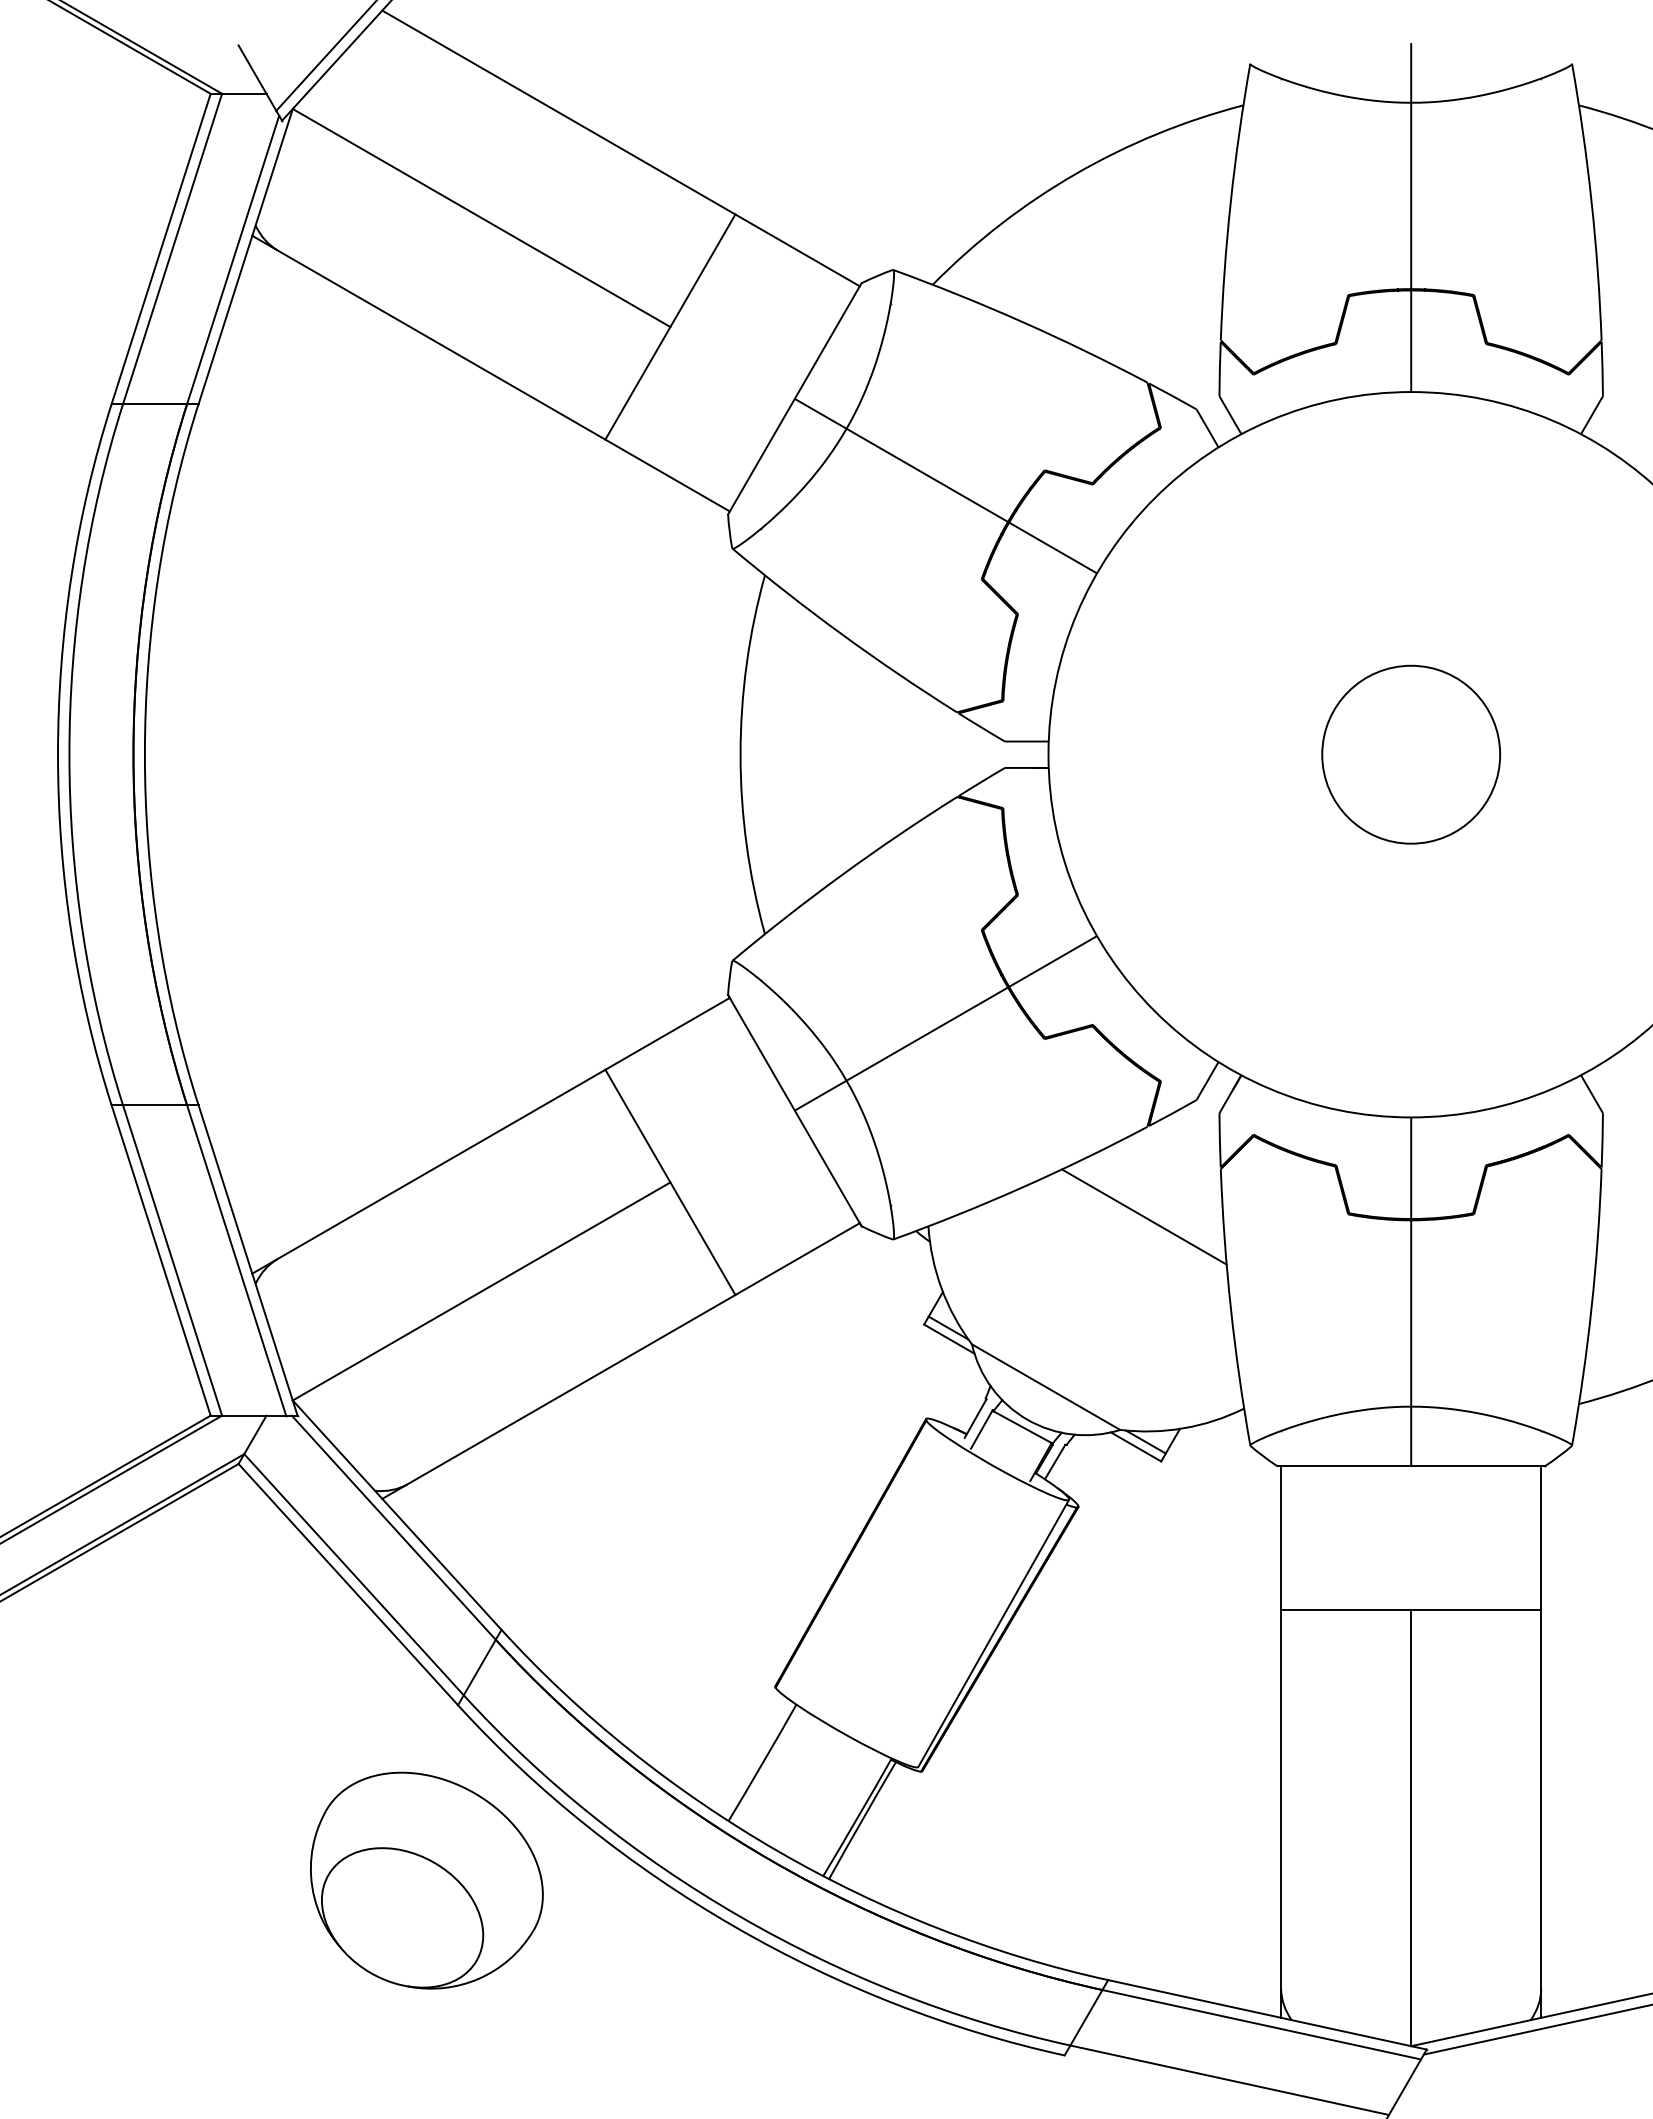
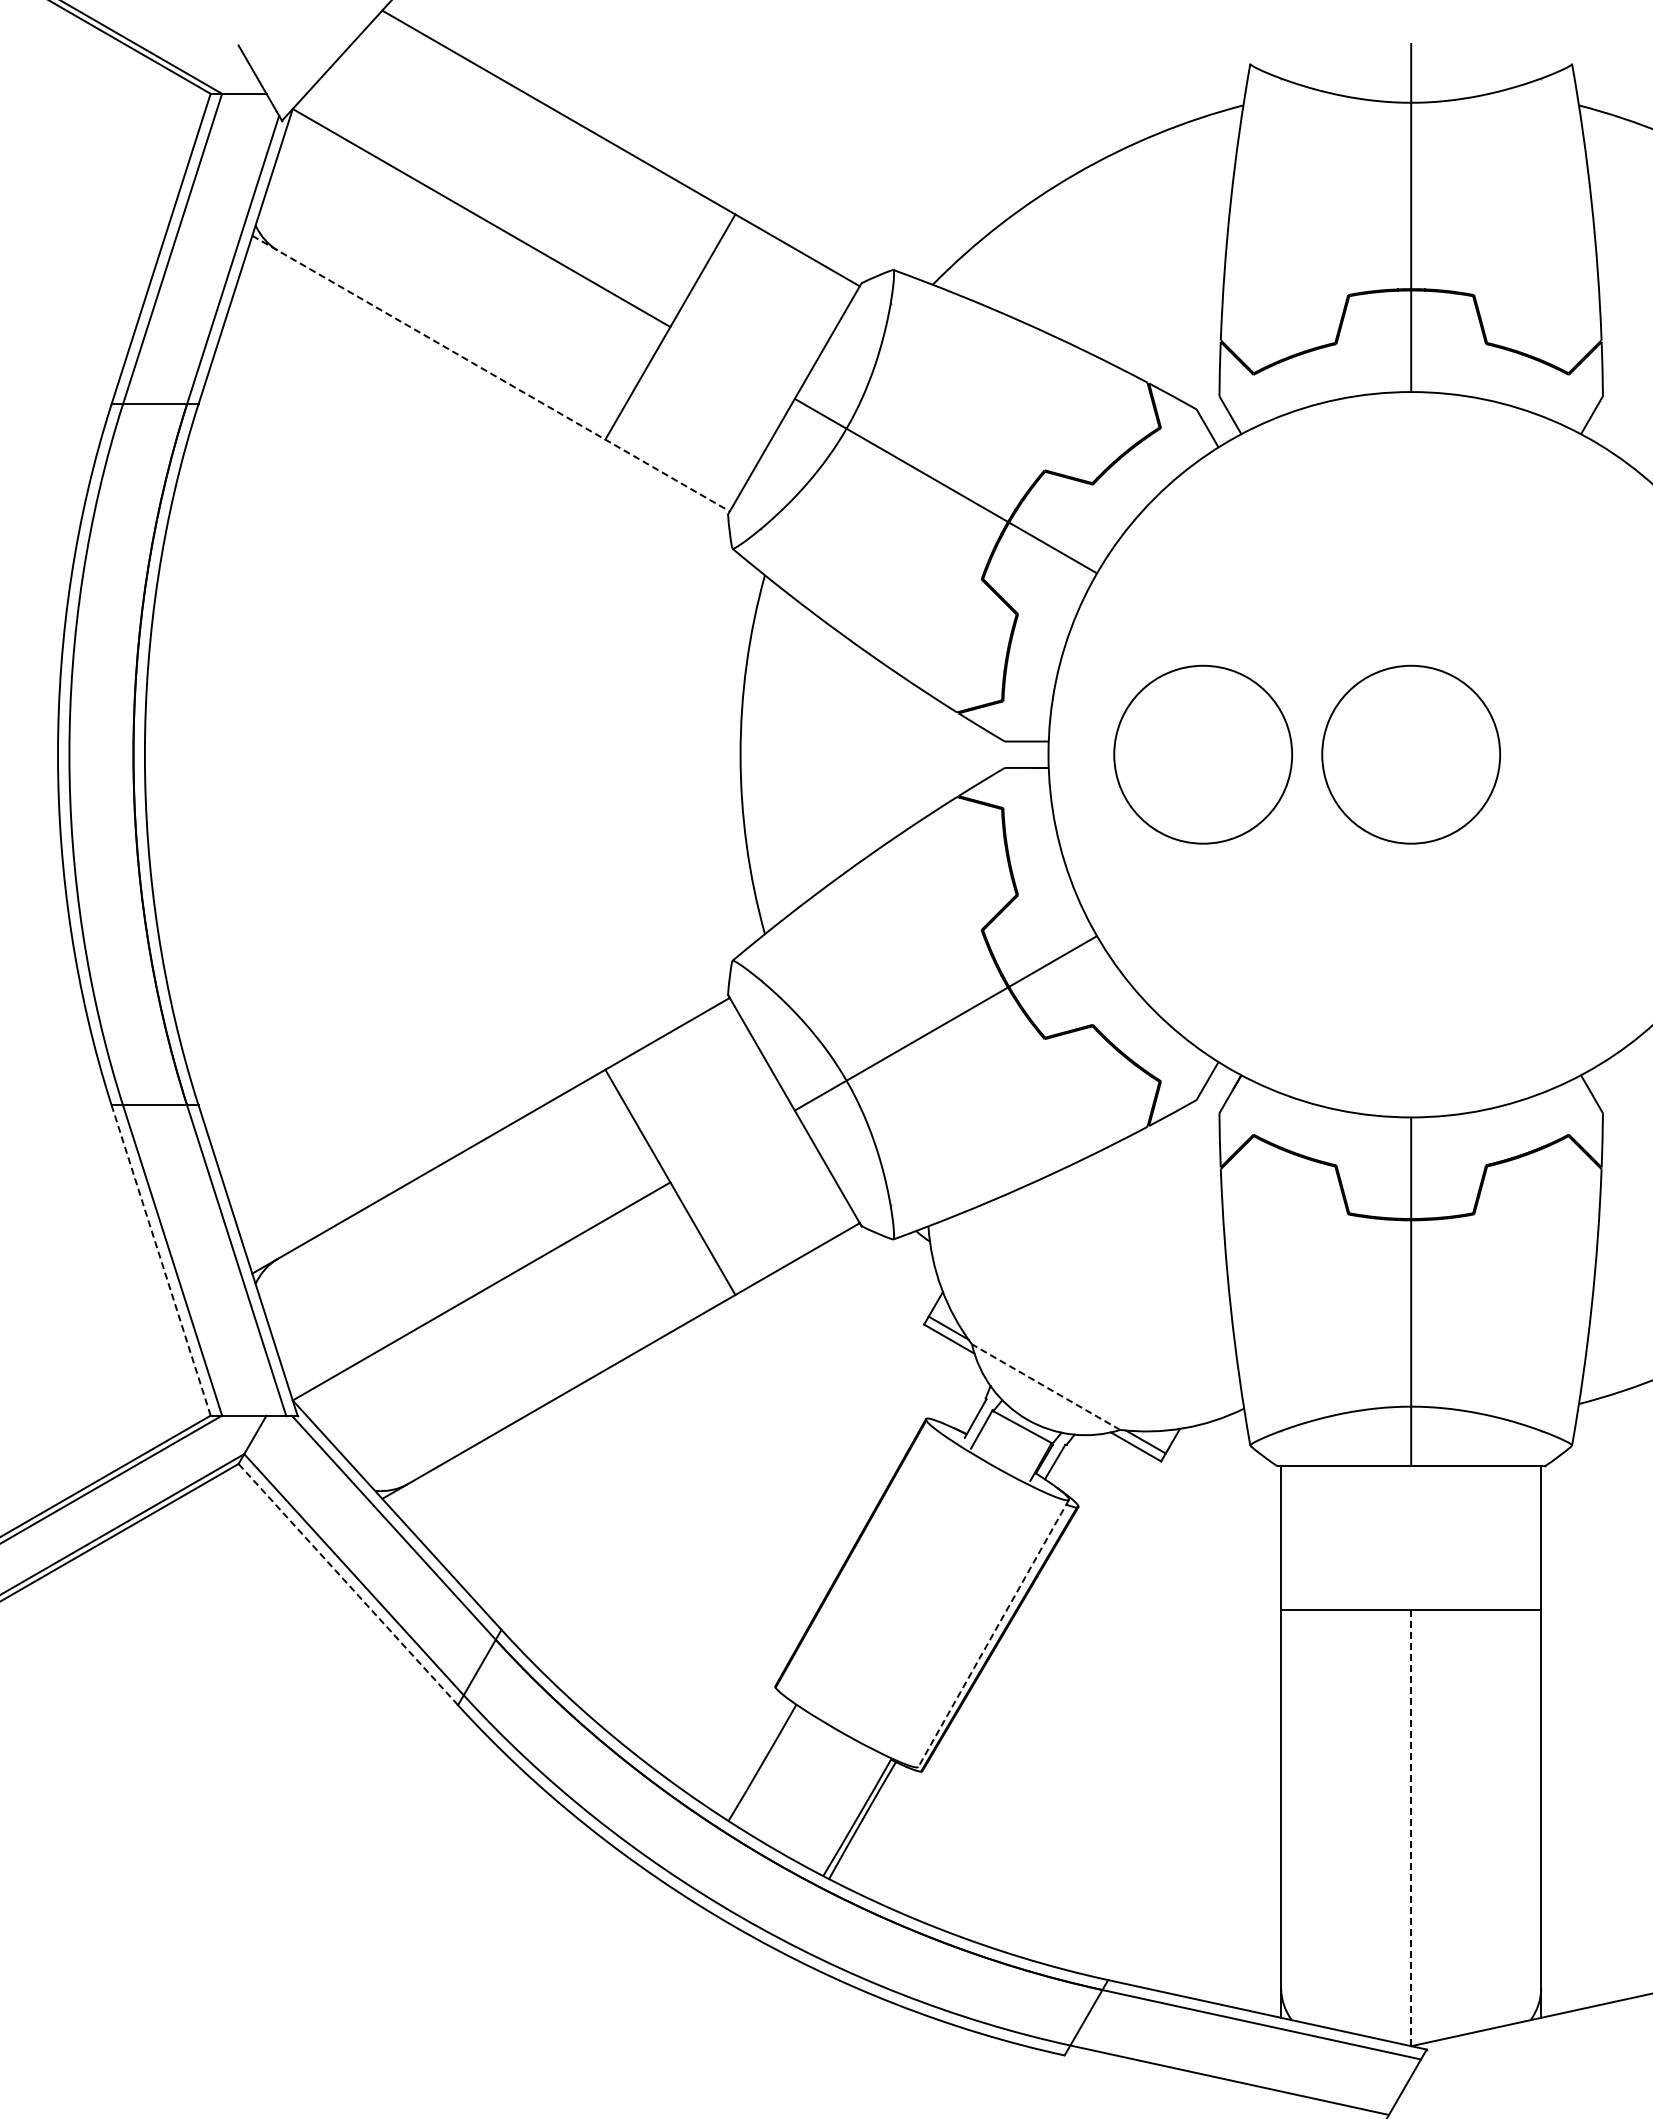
line: present -> none (325, 56)
line: solid -> dashed (491, 373)
circle: none -> present (1203, 754)
line: present -> none (1143, 1216)
line: solid -> dashed (160, 1259)
line: solid -> dashed (1046, 1387)
line: solid -> dashed (348, 1584)
line: solid -> dashed (993, 1633)
line: solid -> dashed (1411, 1828)
part: present -> none (426, 1880)
line: present -> none (1536, 2029)
